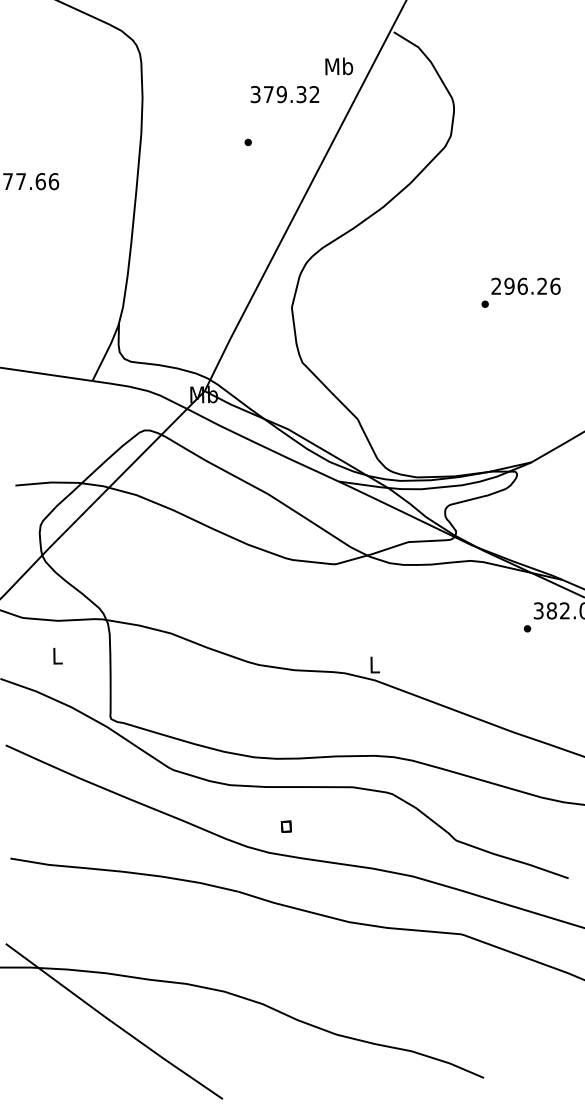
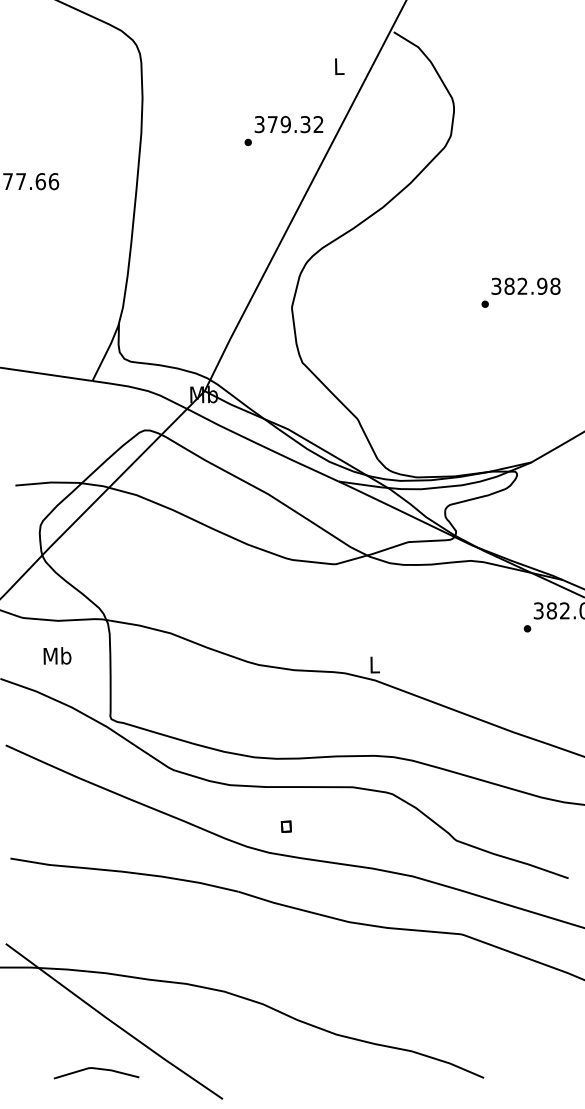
text: Mb -> L (339, 66)
text position: (284, 94) -> (288, 124) (288, 124)
text: 296.26 -> 382.98 (525, 285)
text: L -> Mb (57, 655)
line: none -> present (96, 1069)
